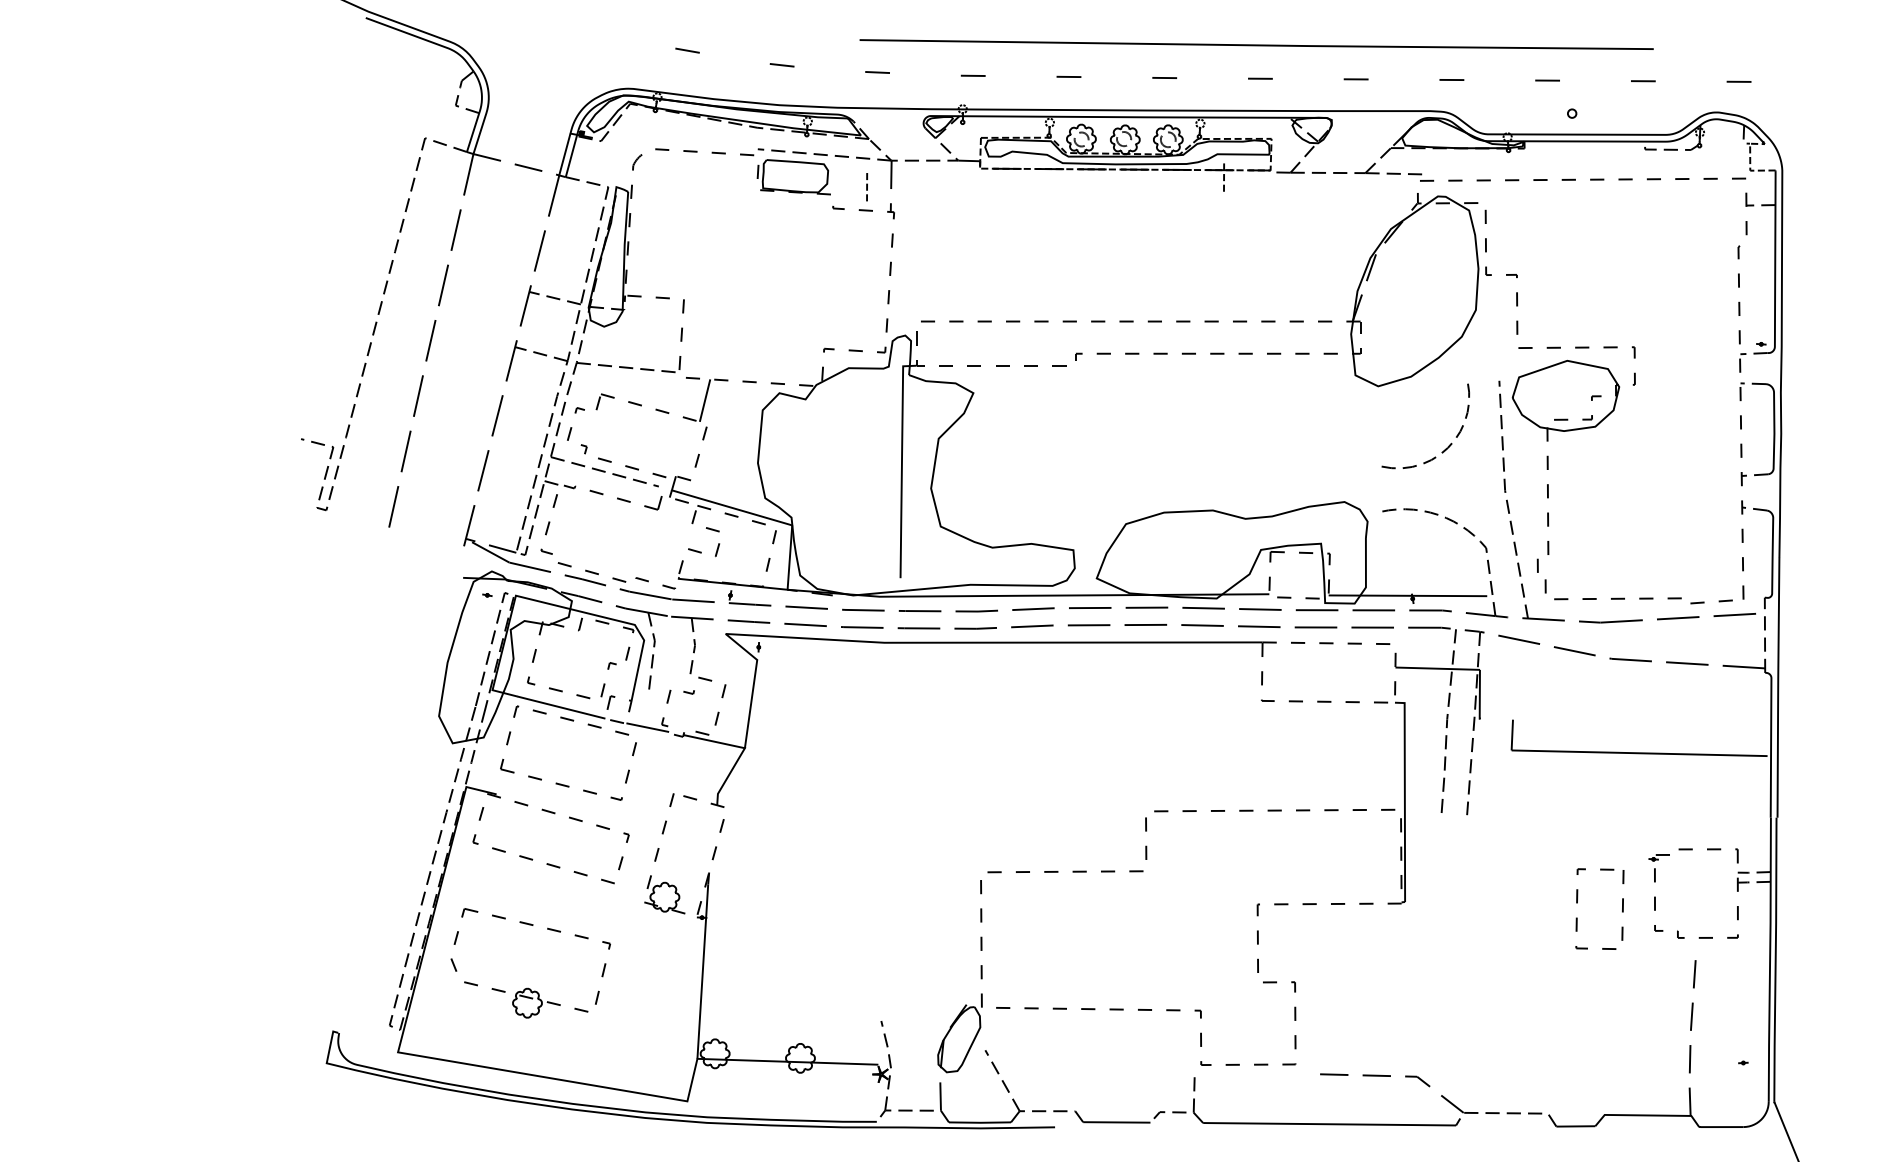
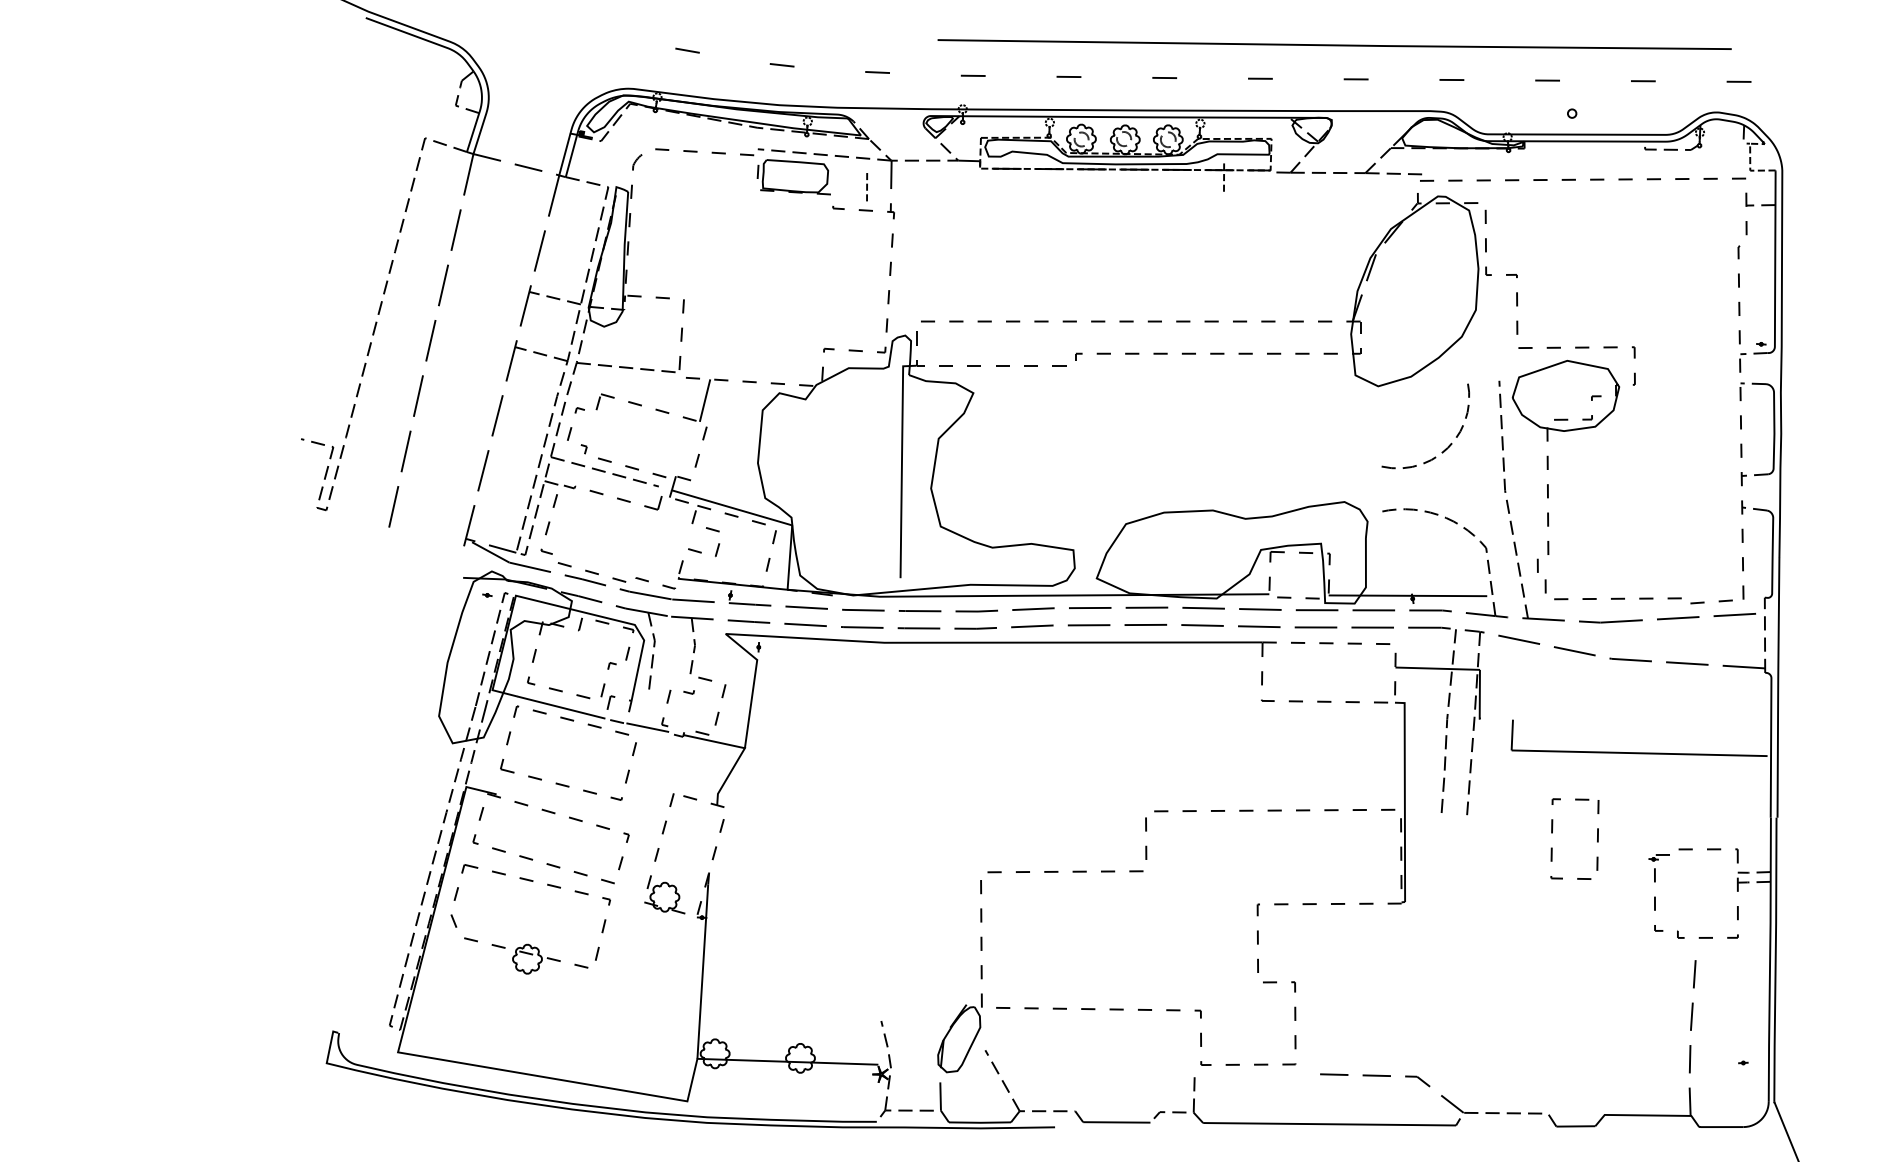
line position: (1256, 44) -> (1334, 44) (1334, 44)
part position: (1577, 903) -> (1552, 833) (1552, 833)
part position: (528, 987) -> (528, 943) (528, 943)
